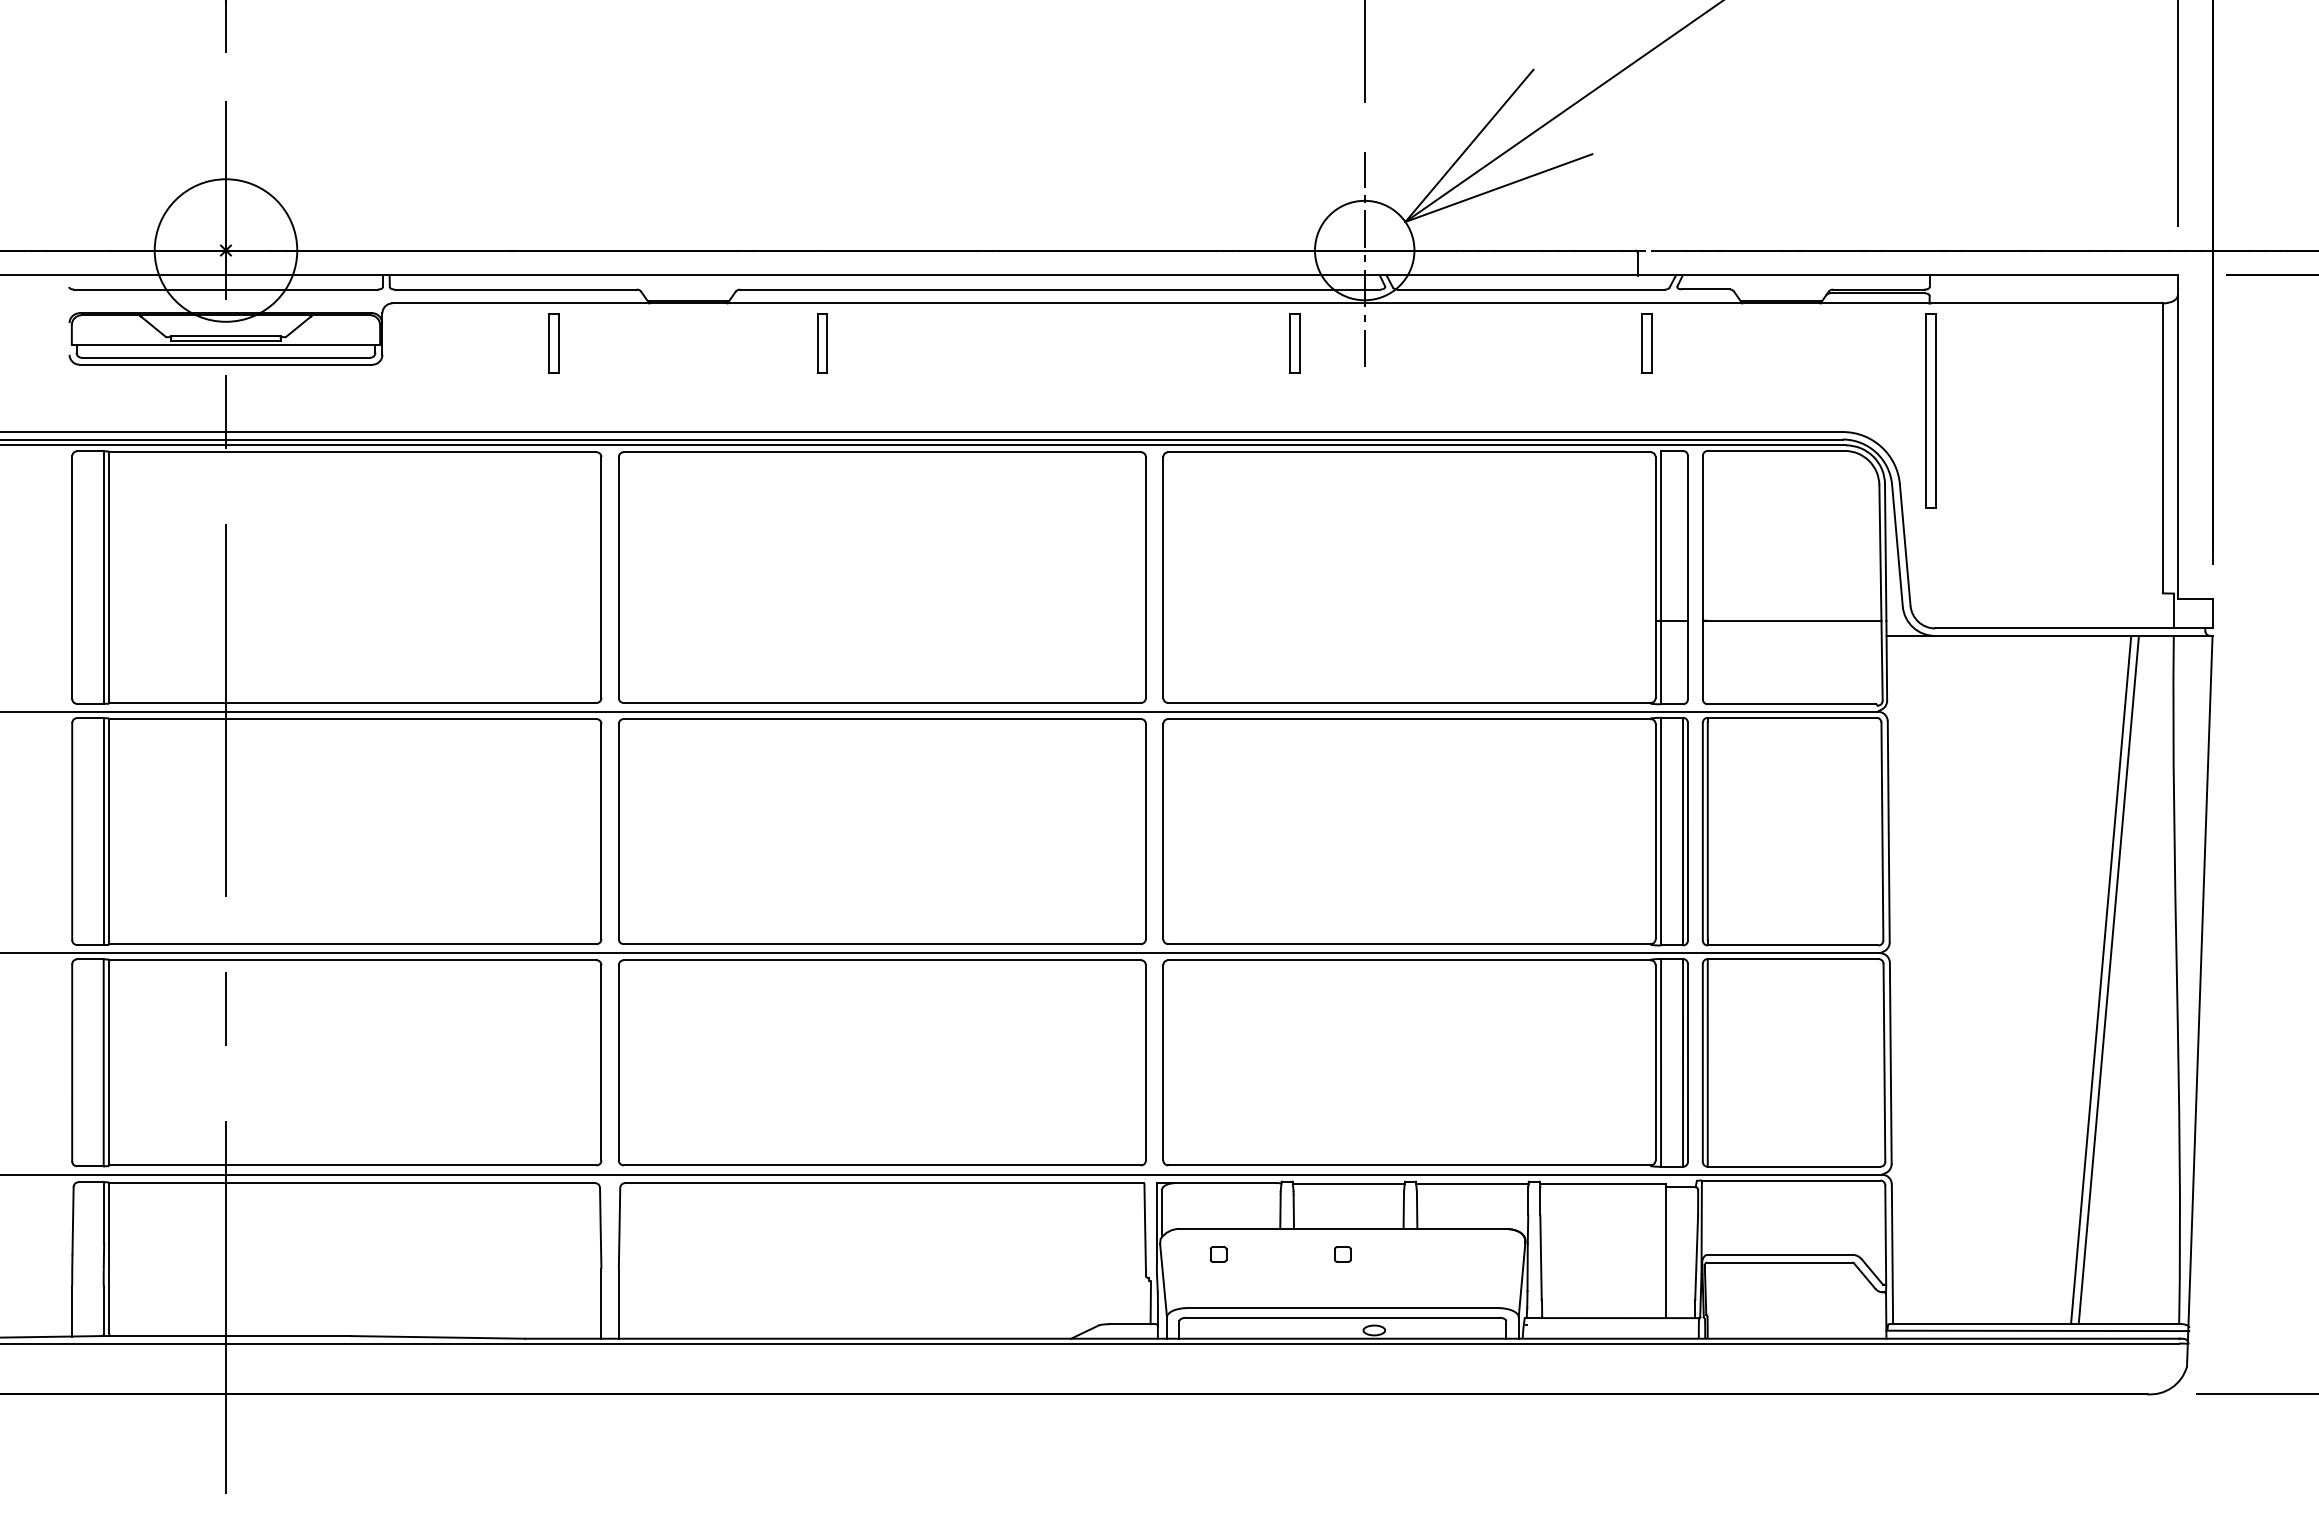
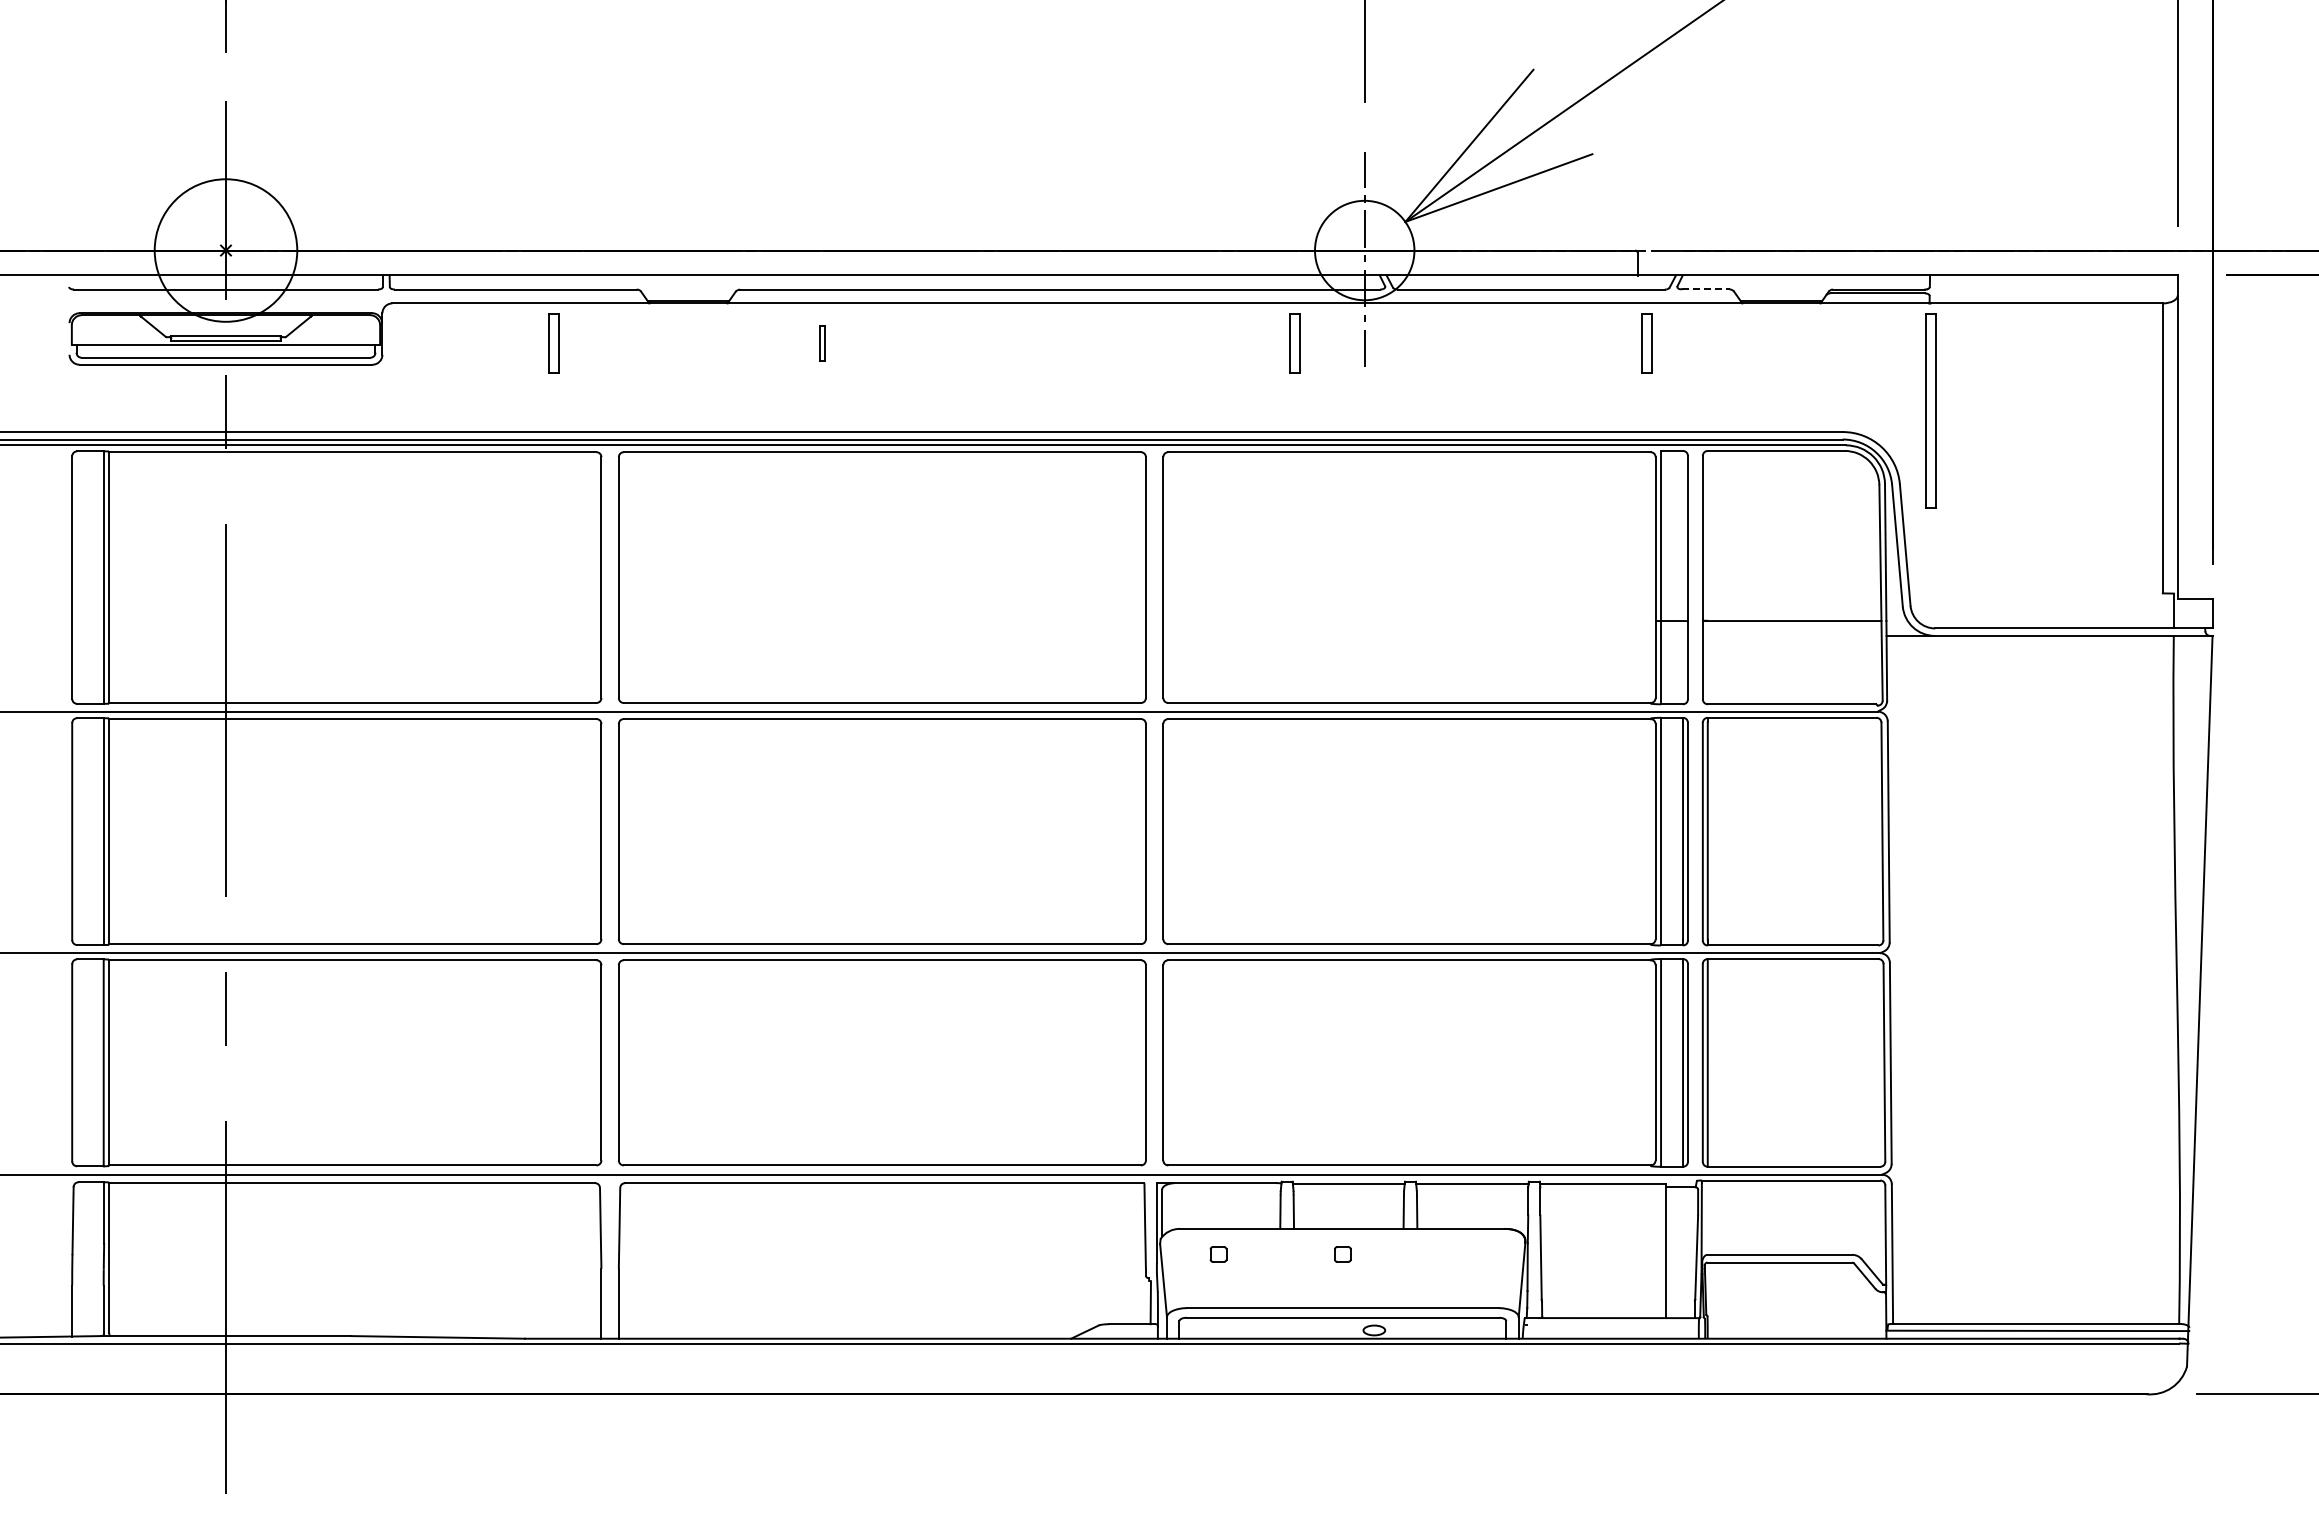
line: solid -> dashed (1706, 289)
part size: 11x61 px -> 7x37 px (822, 343)
line: present -> none (2101, 979)
line: present -> none (2108, 979)
